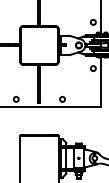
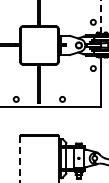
line: solid -> dashed (101, 16)
line: solid -> dashed (20, 159)
